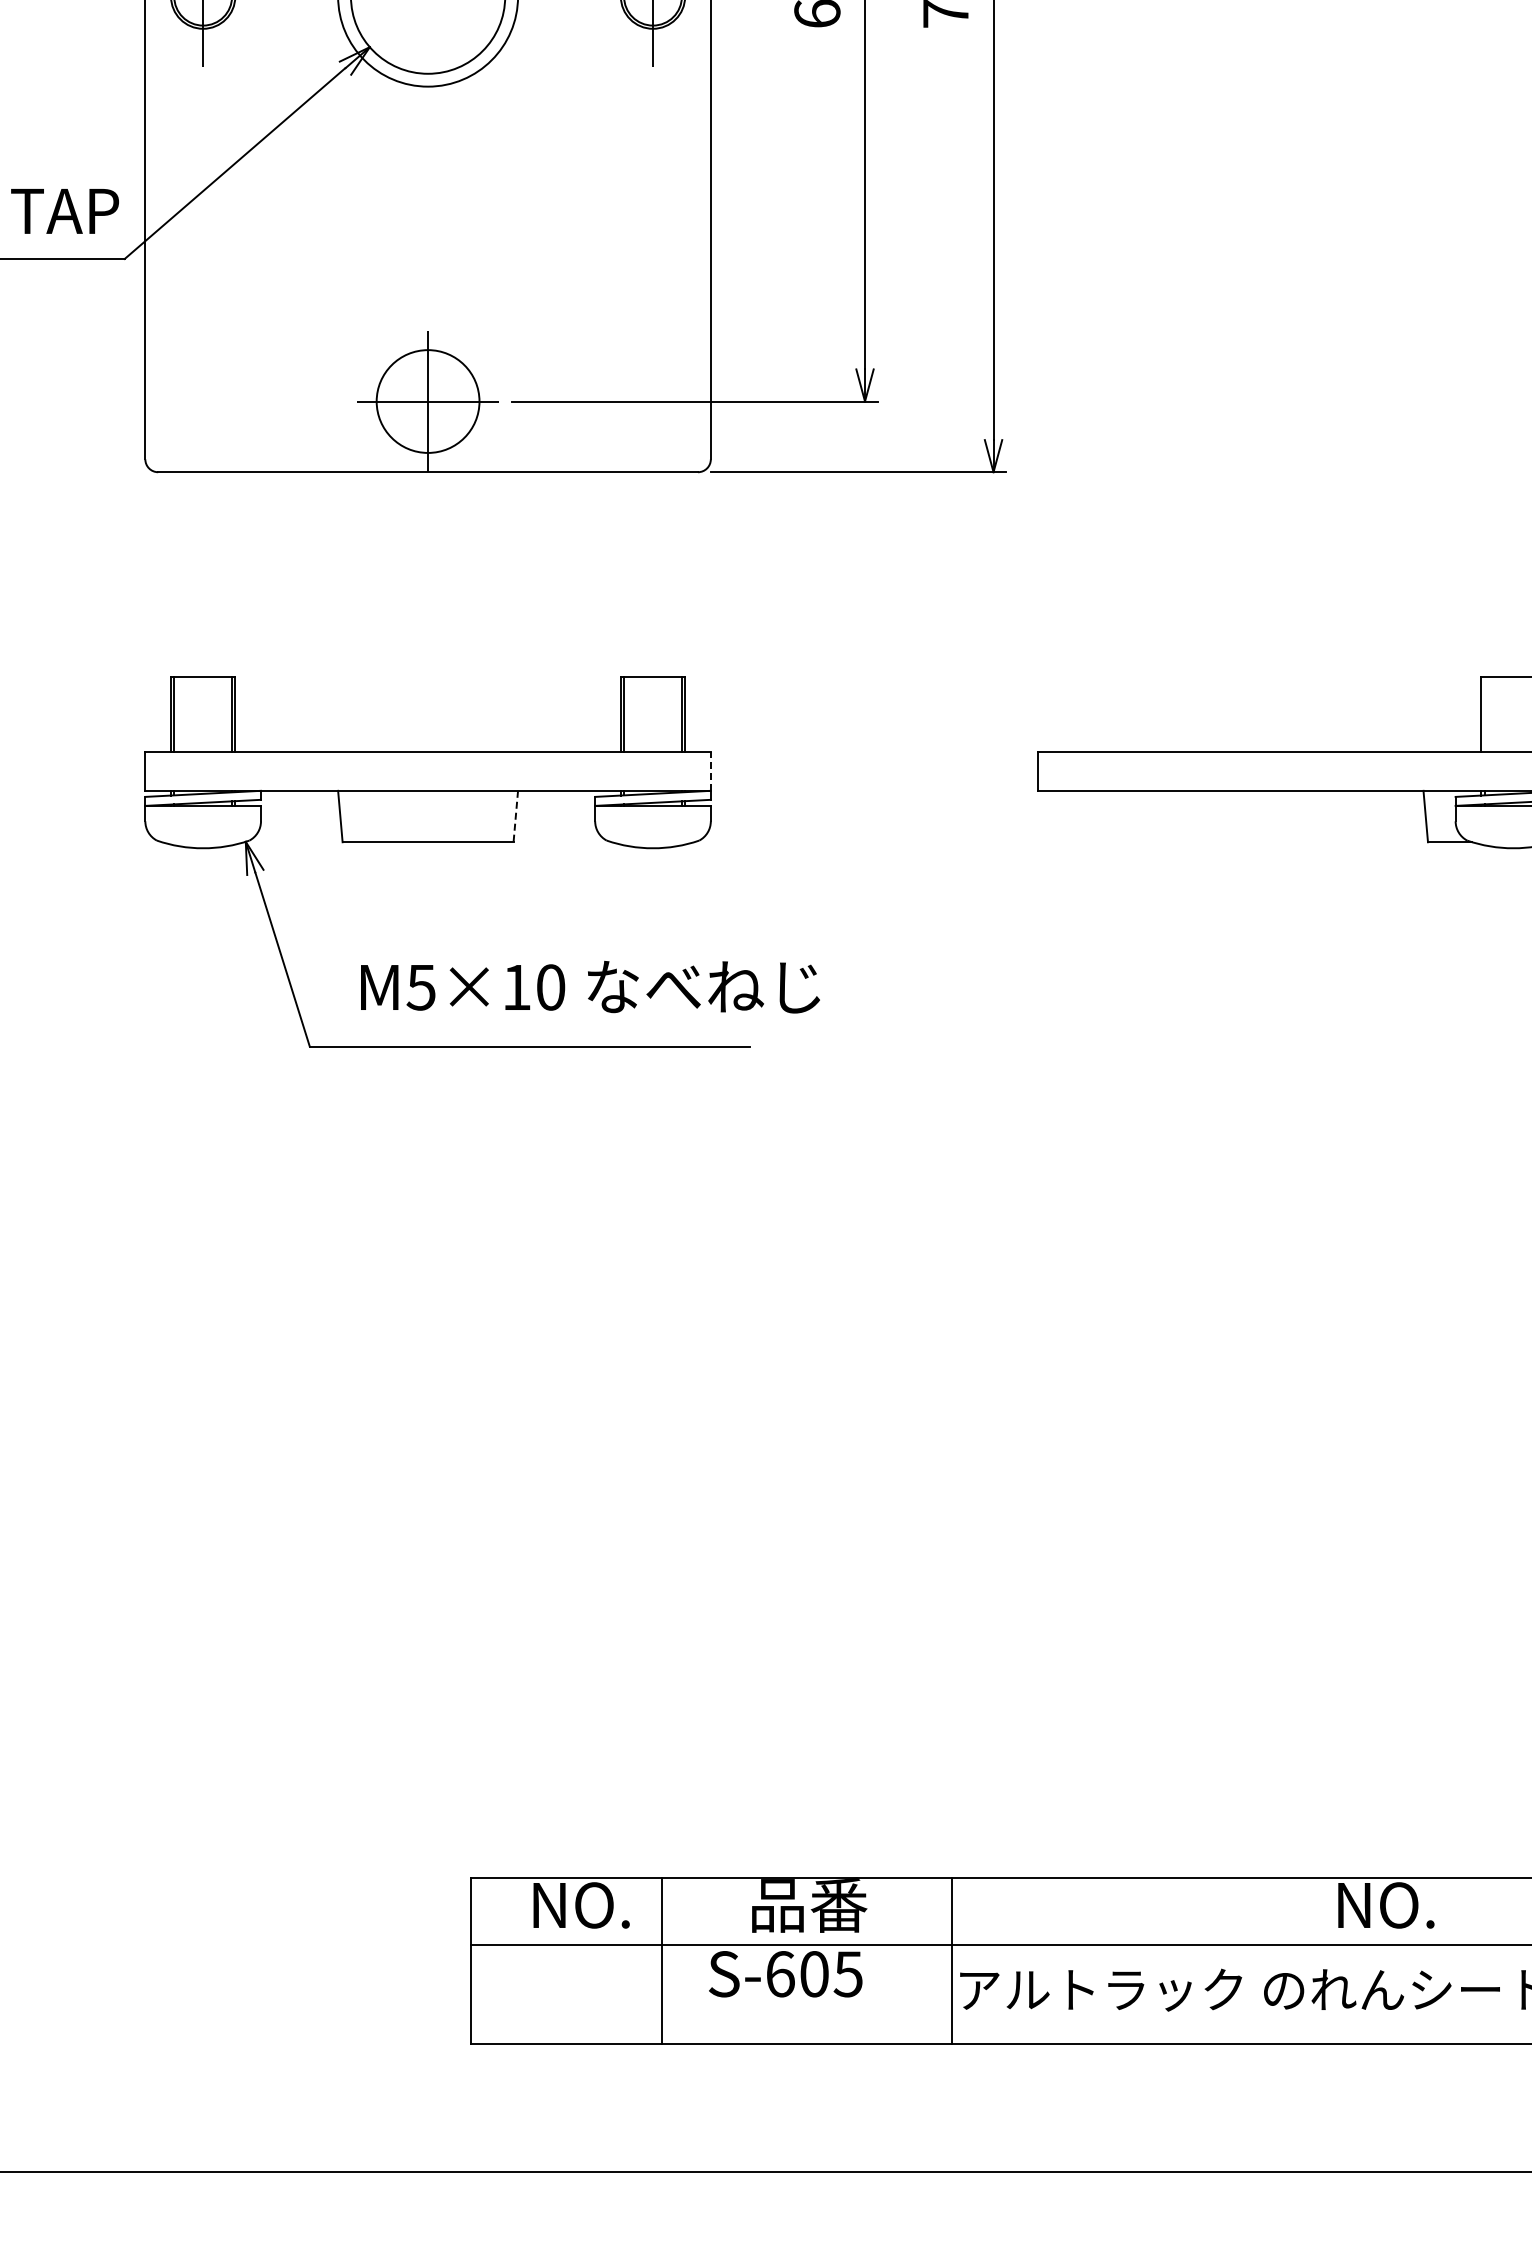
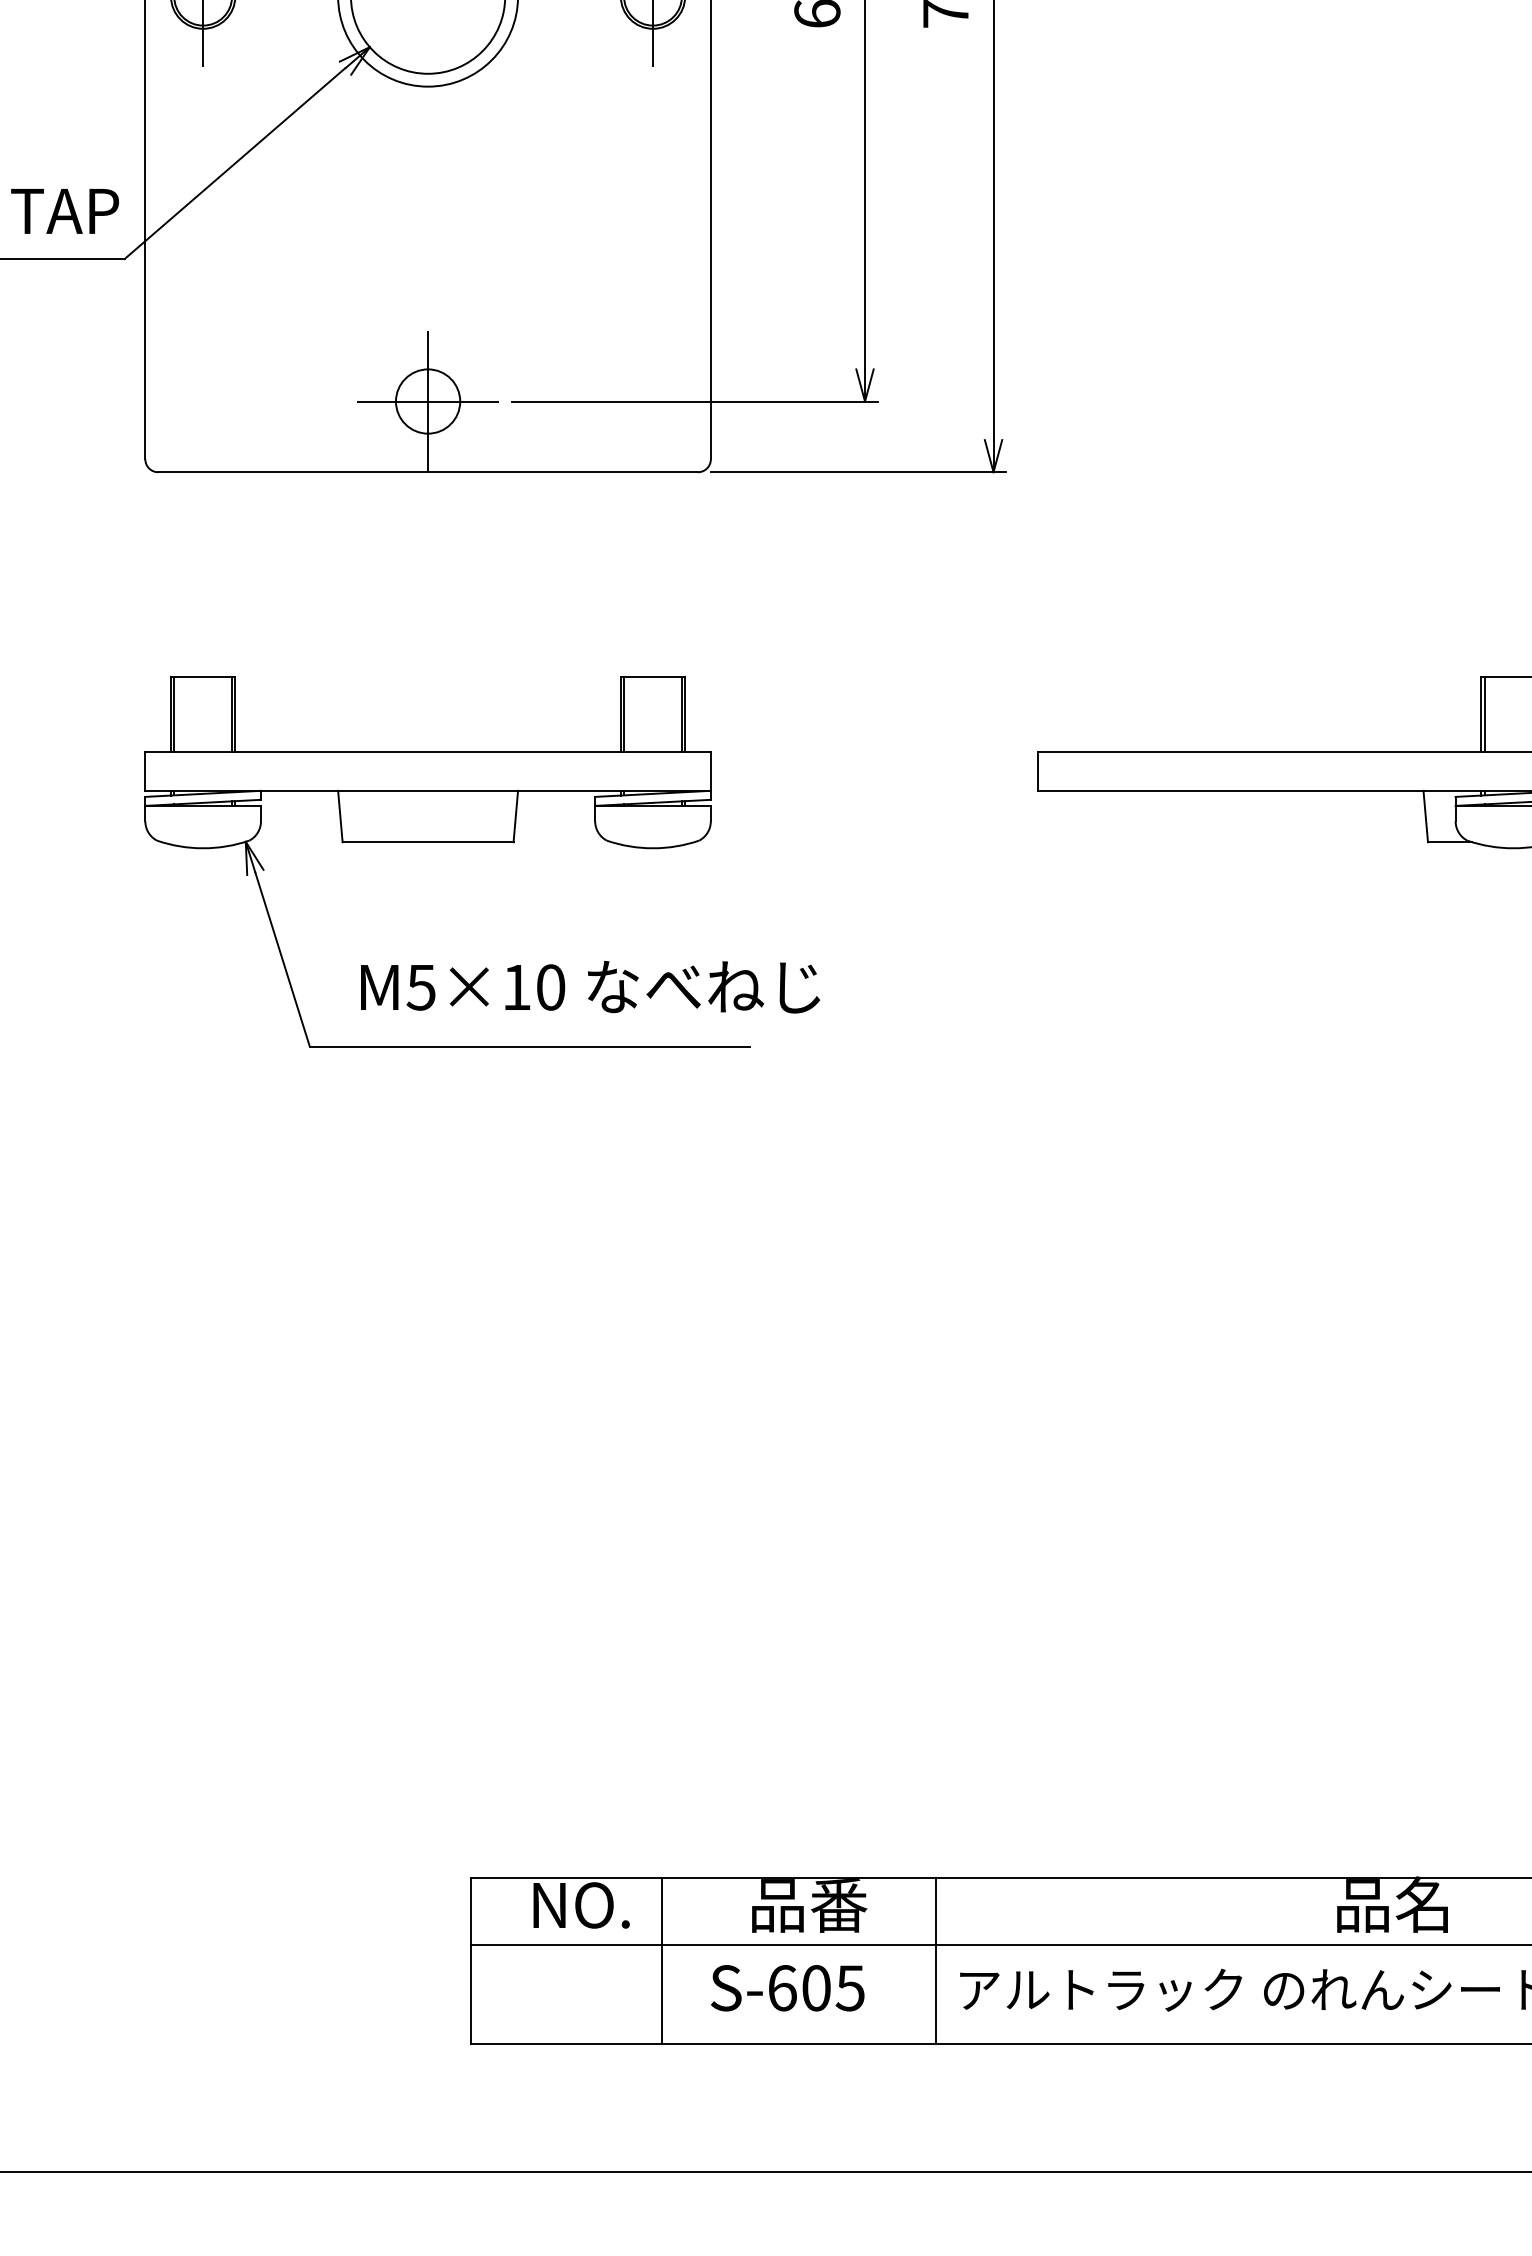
circle diameter: 103 px -> 64 px (427, 401)
line: none -> present (1484, 714)
line: dashed -> solid (710, 771)
line: dashed -> solid (515, 816)
text: NO. -> 品名 (1392, 1904)
line position: (952, 1960) -> (936, 1960) (936, 1960)
text position: (785, 1974) -> (787, 1988) (787, 1988)
